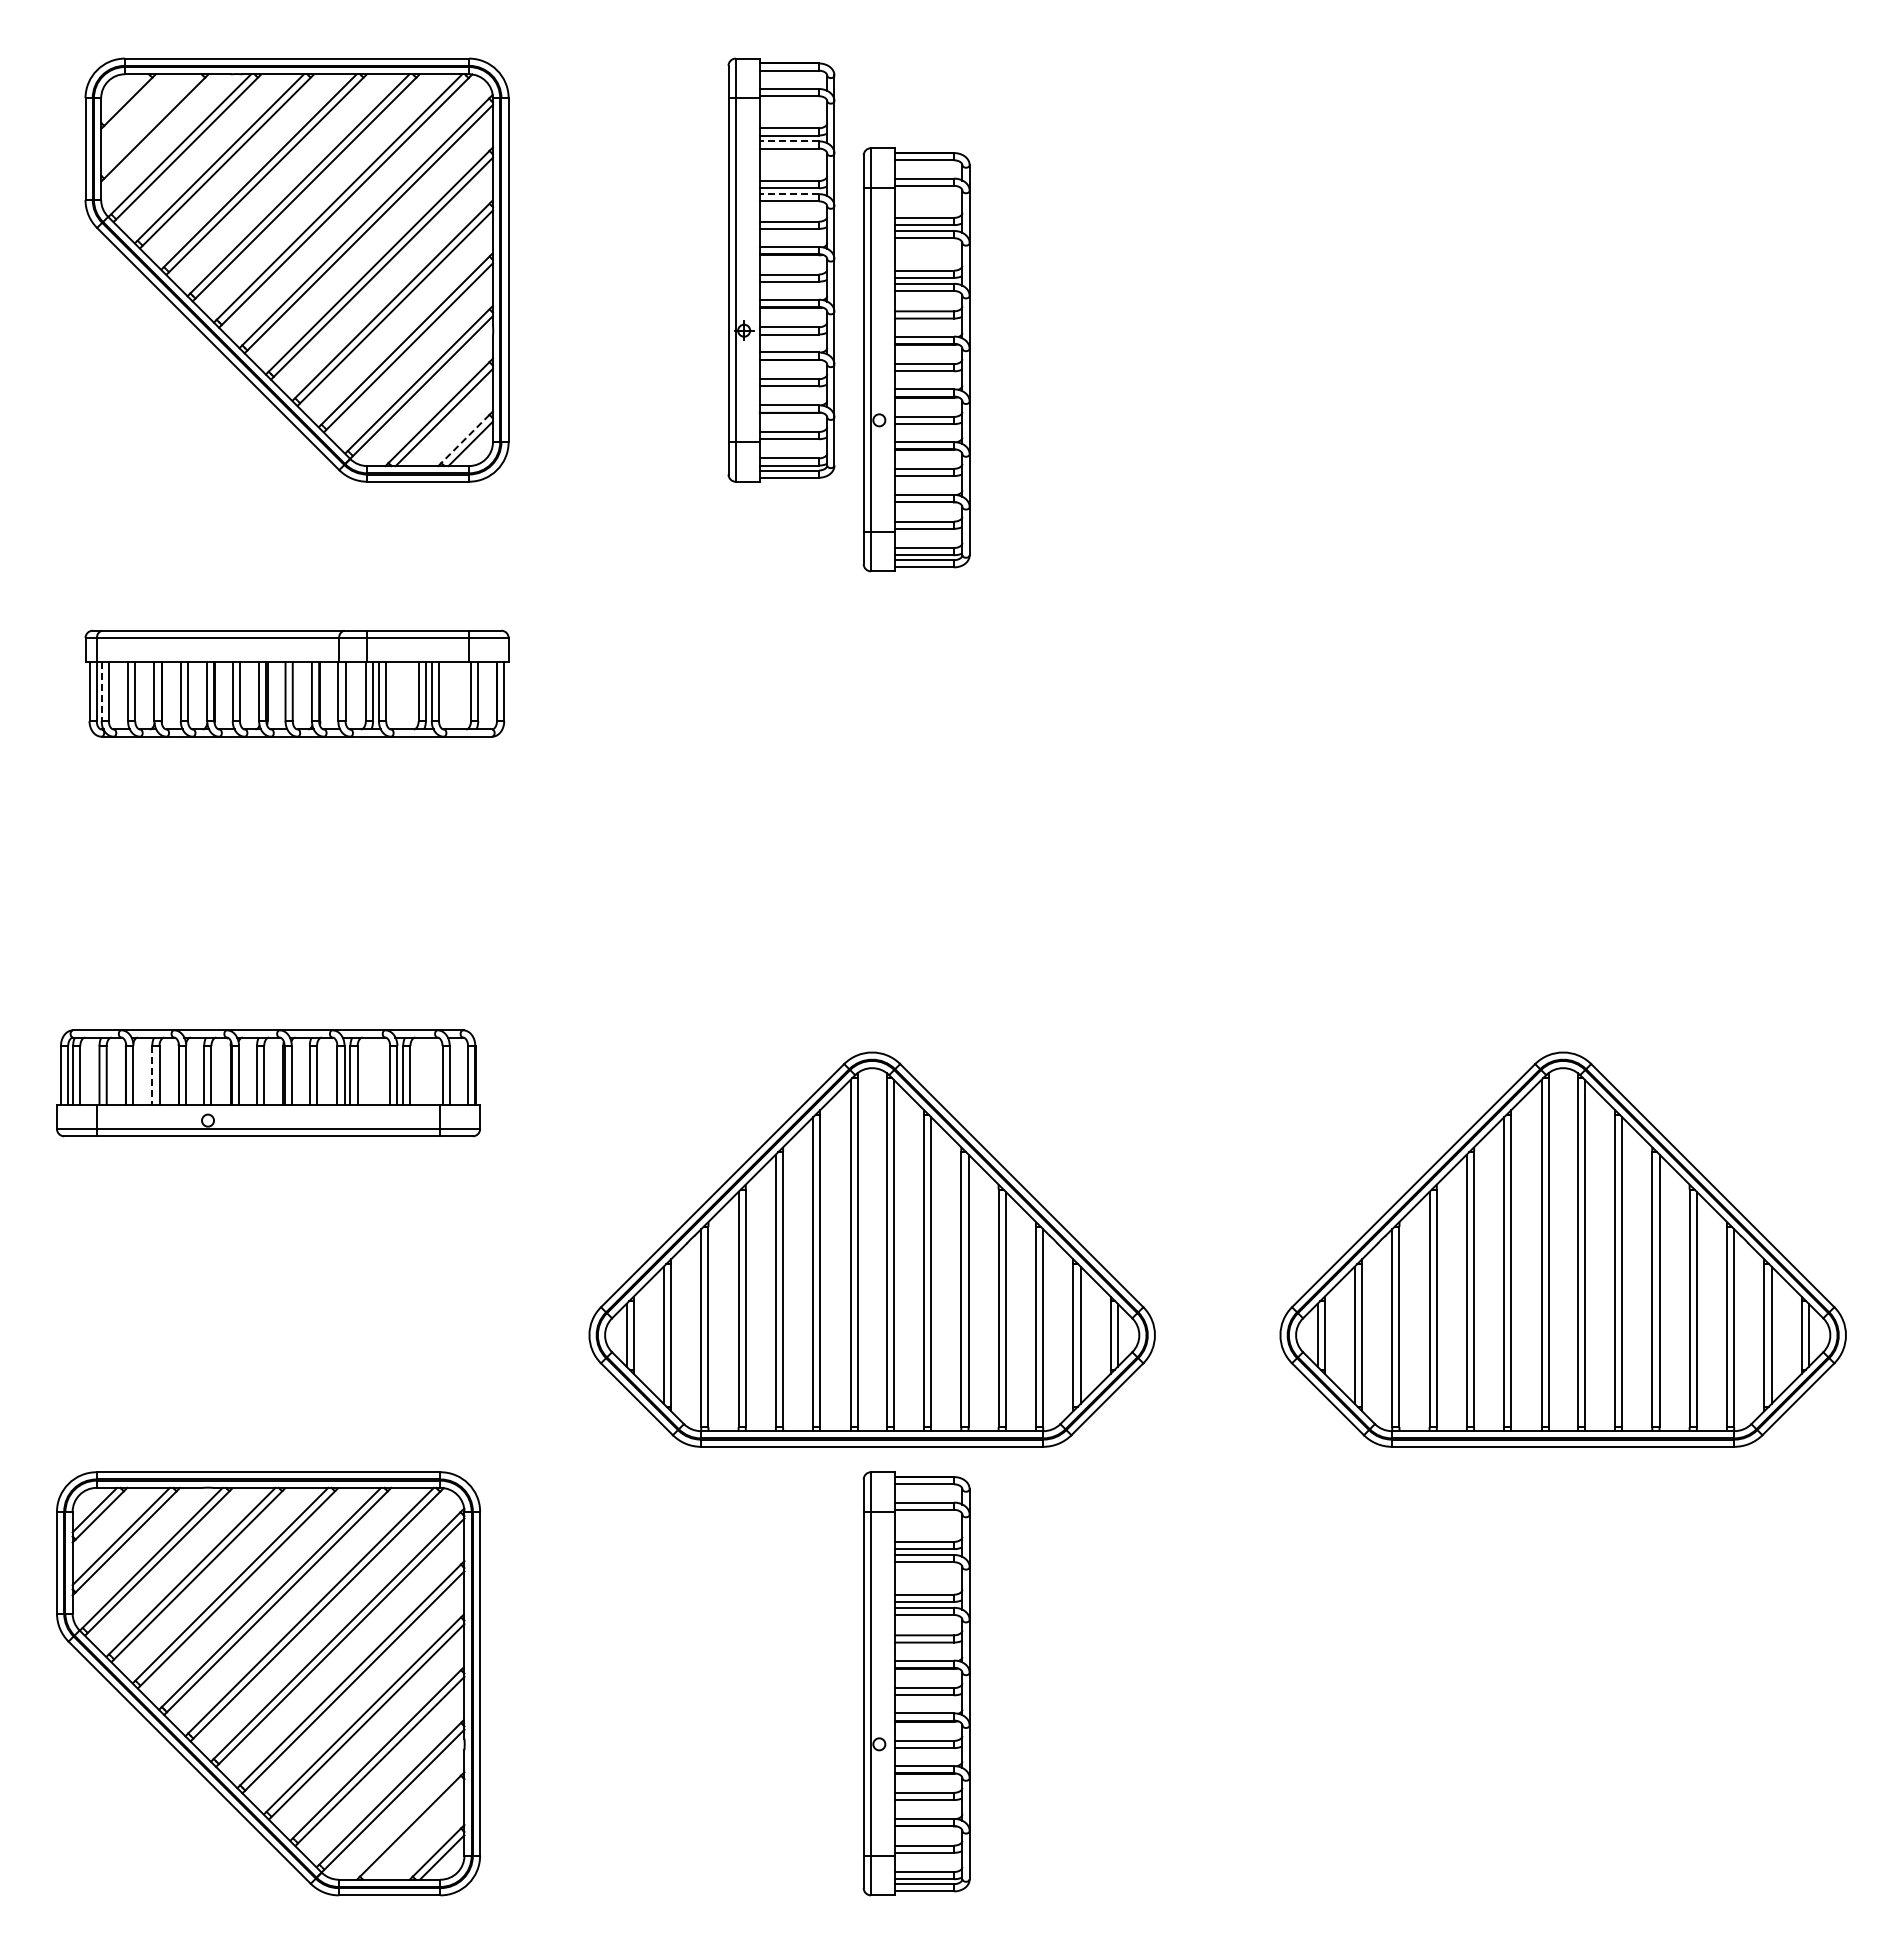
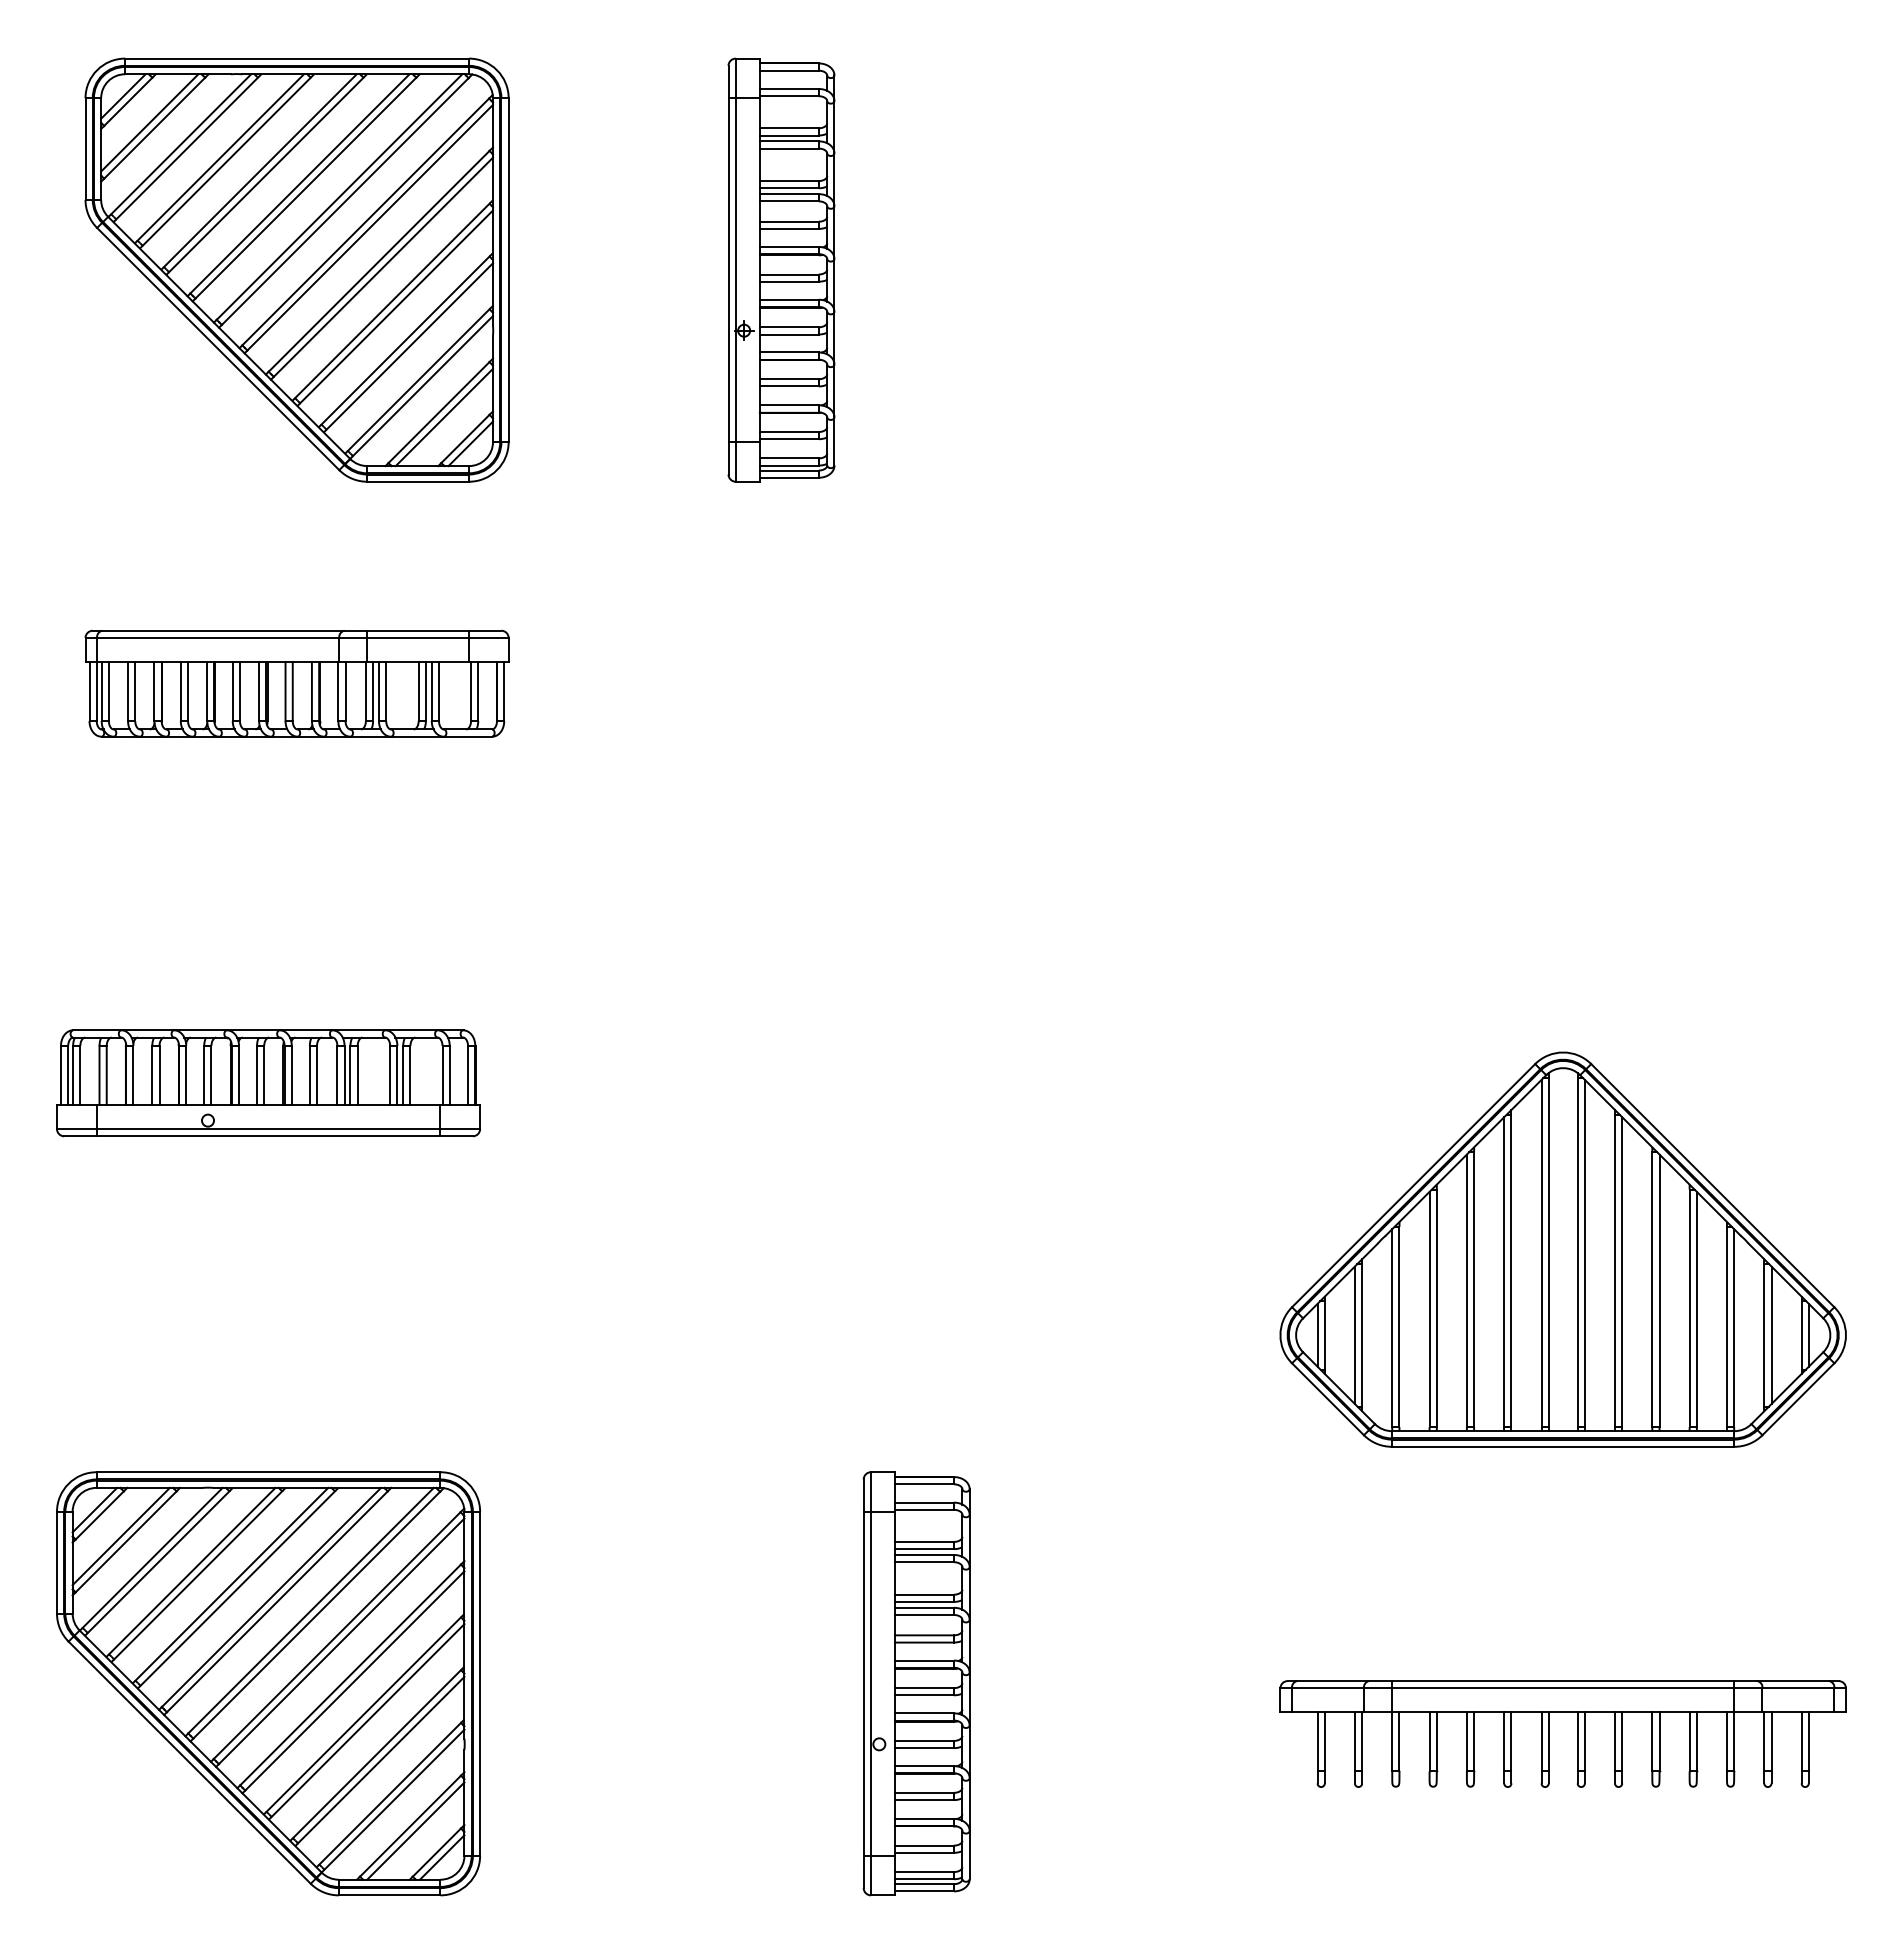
line: none -> present (123, 96)
line: none -> present (149, 122)
line: dashed -> solid (788, 141)
line: dashed -> solid (788, 194)
part: present -> none (916, 359)
line: dashed -> solid (465, 439)
line: dashed -> solid (101, 692)
line: dashed -> solid (152, 1075)
part: present -> none (871, 1249)
part: none -> present (1549, 1733)
line: none -> present (415, 1830)
